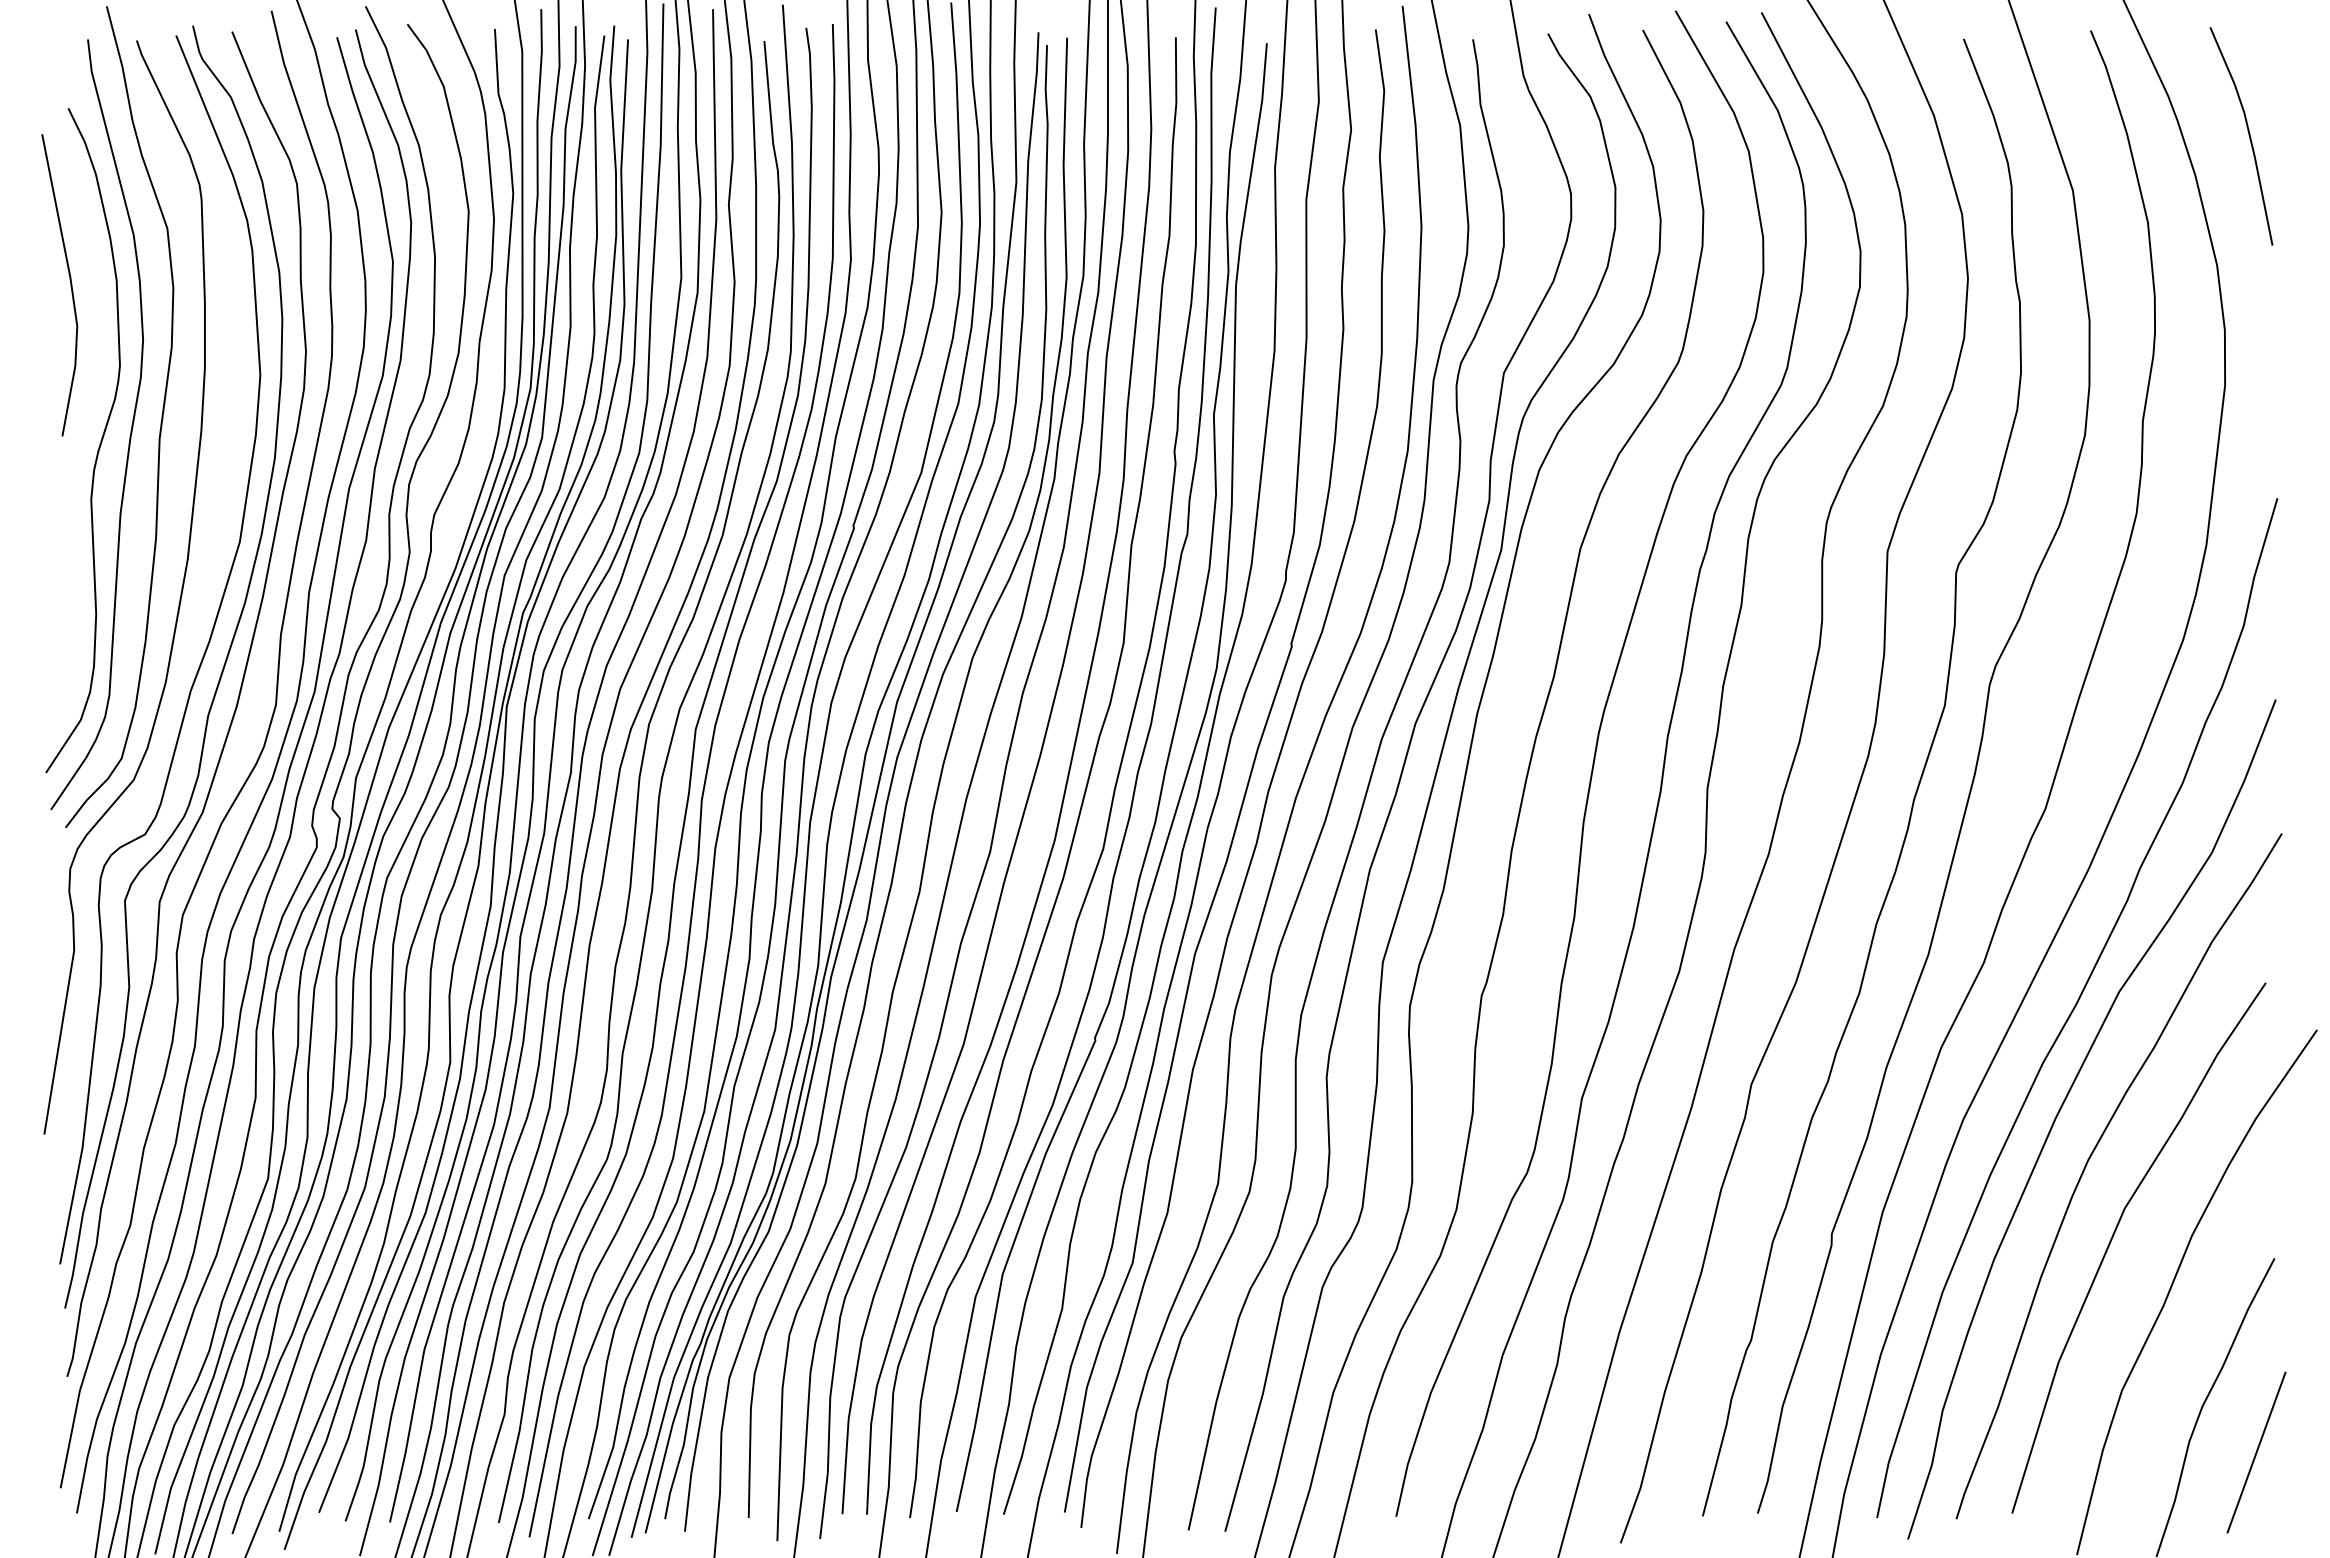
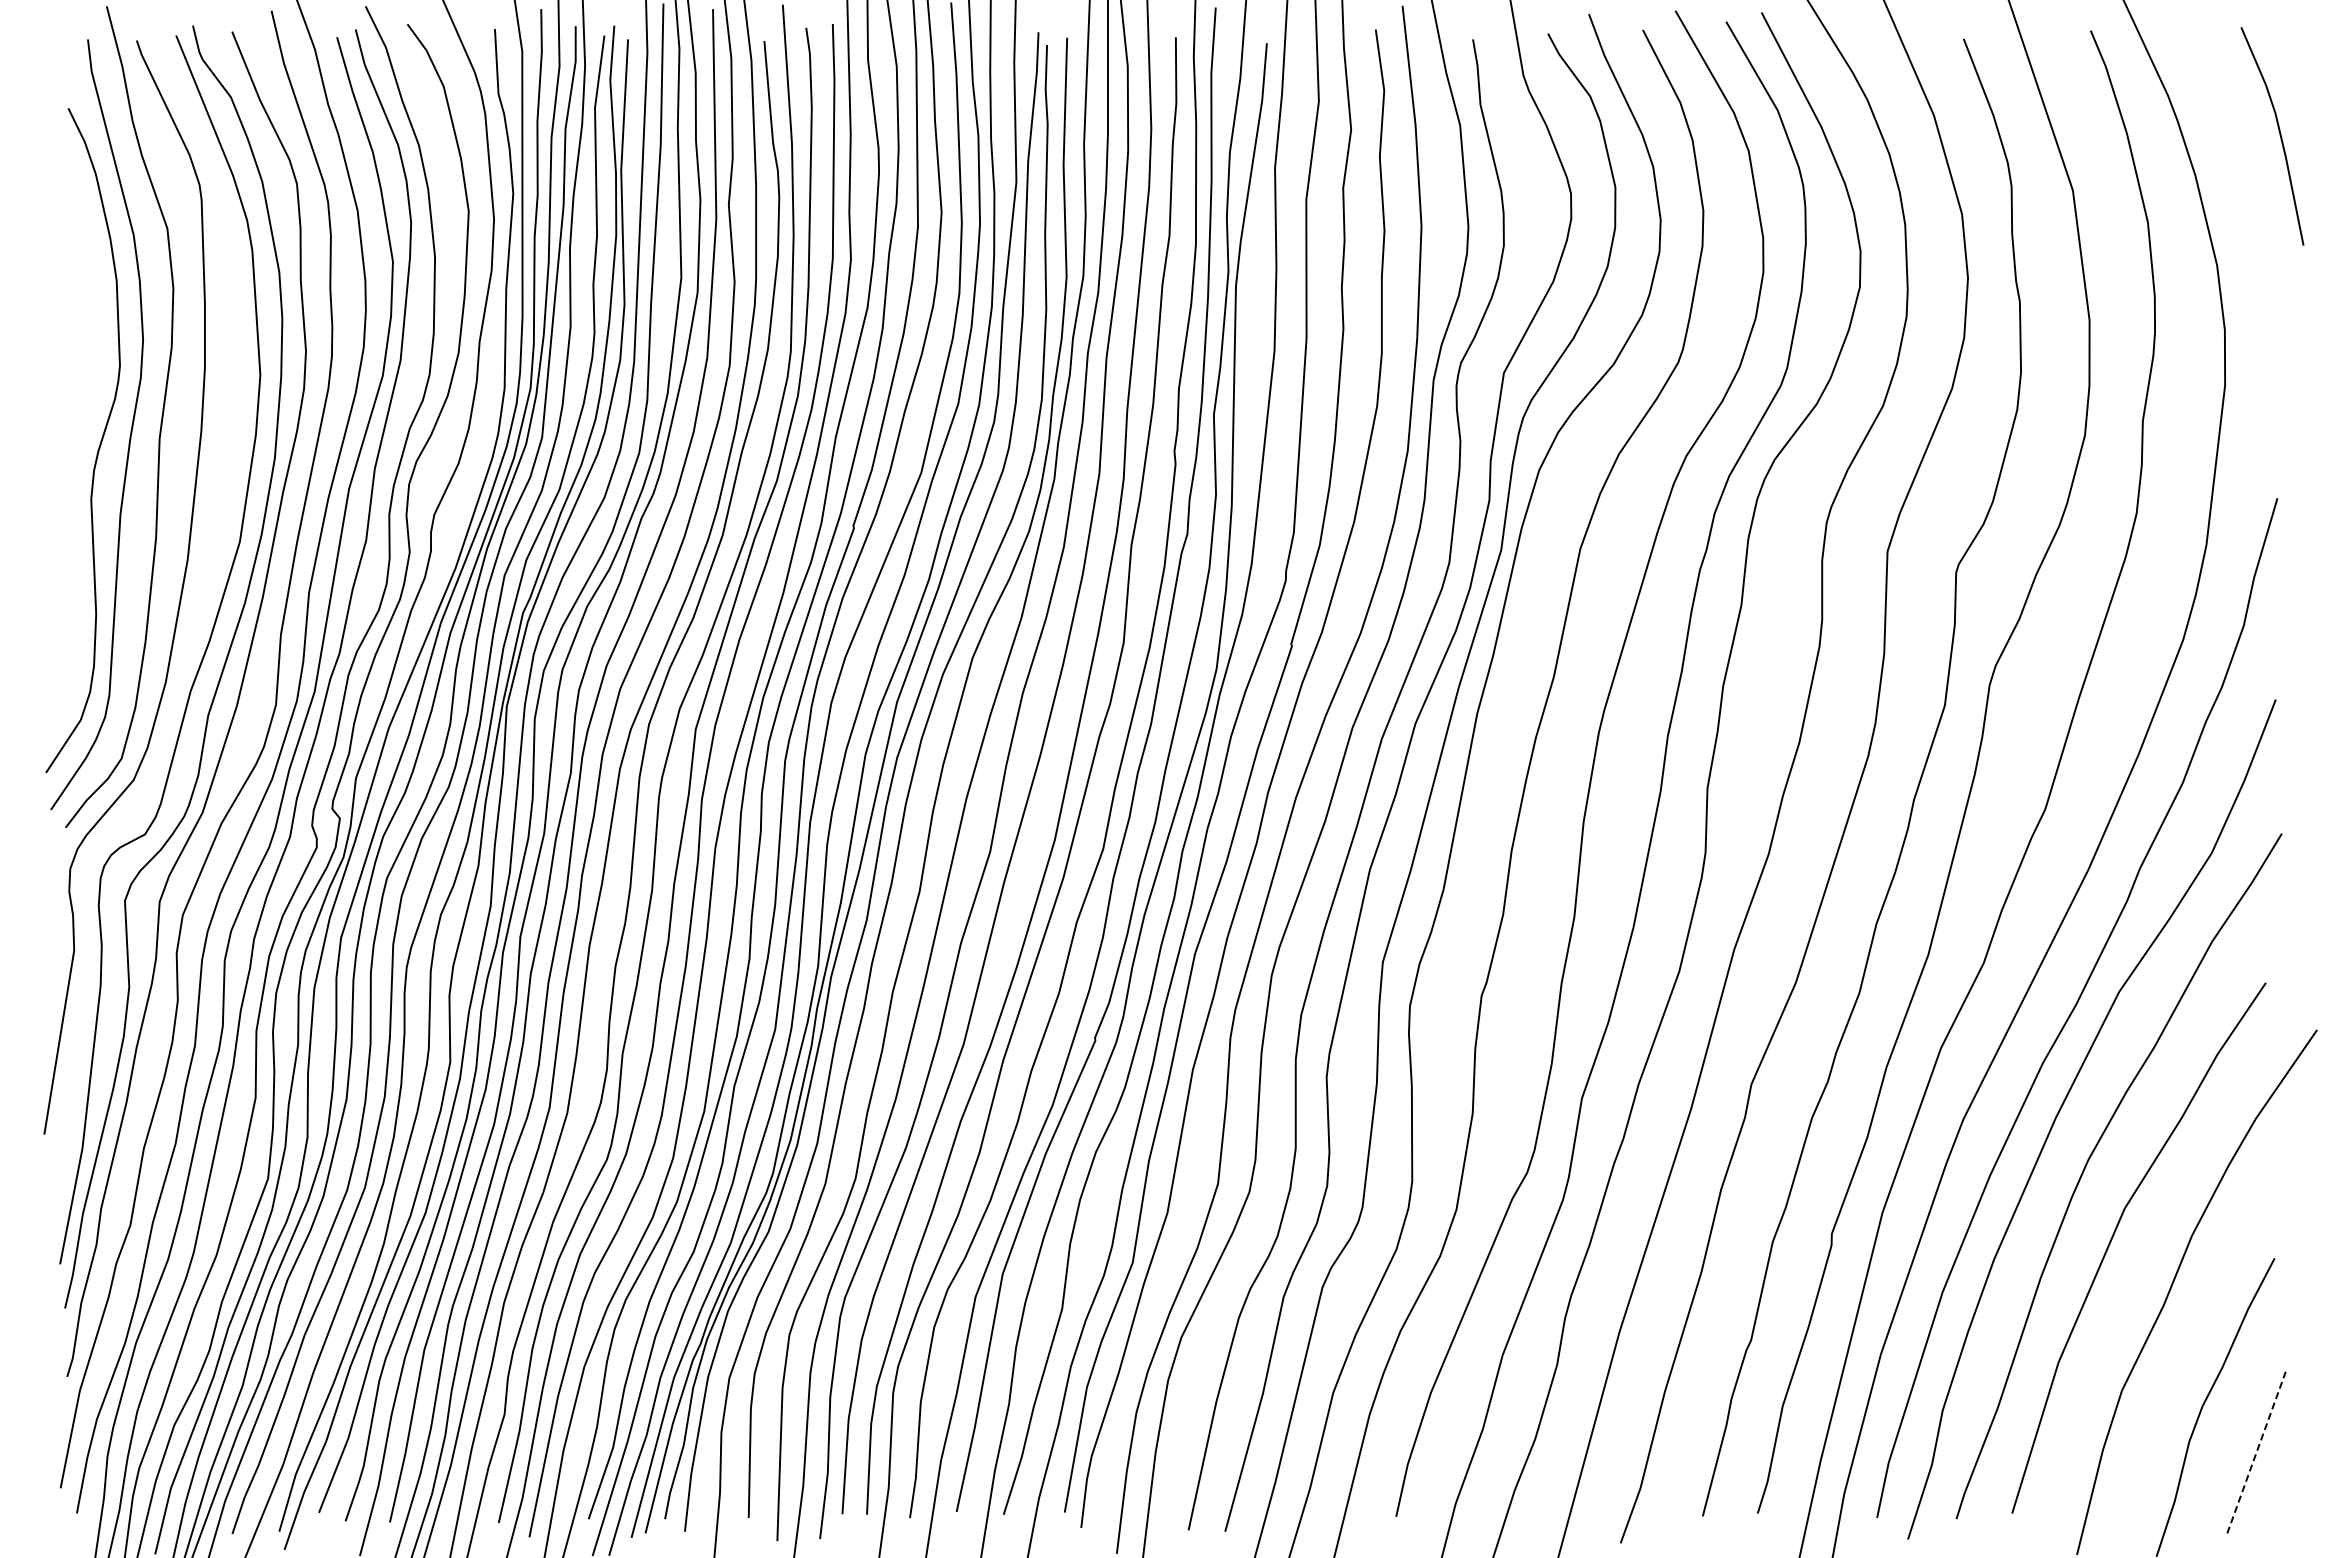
line position: (2248, 135) -> (2279, 135) (2279, 135)
line: present -> none (70, 285)
line: solid -> dashed (2256, 1452)
